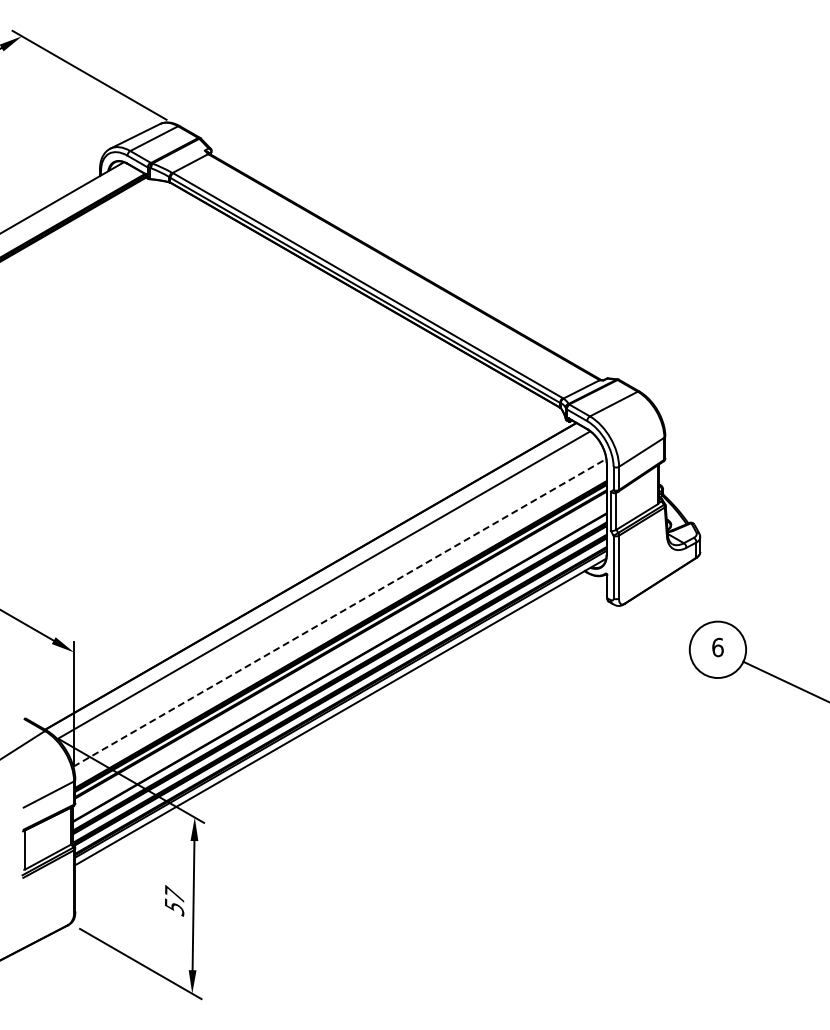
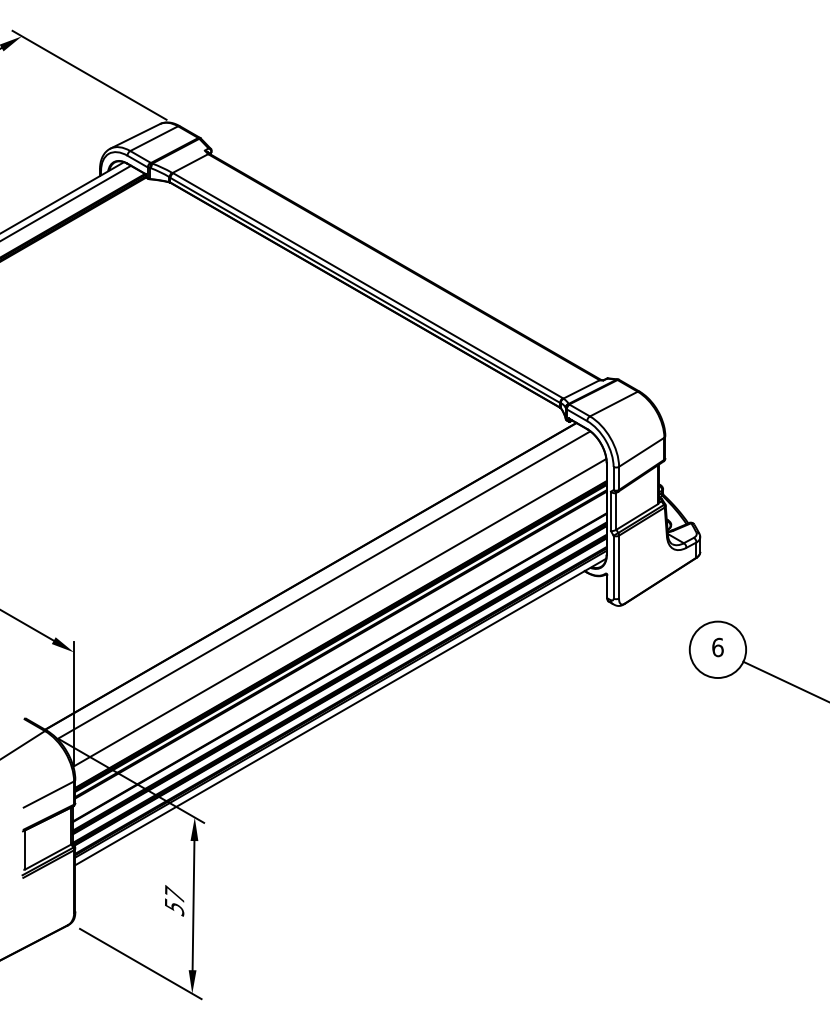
line: none -> present (66, 202)
line: dashed -> solid (339, 612)
